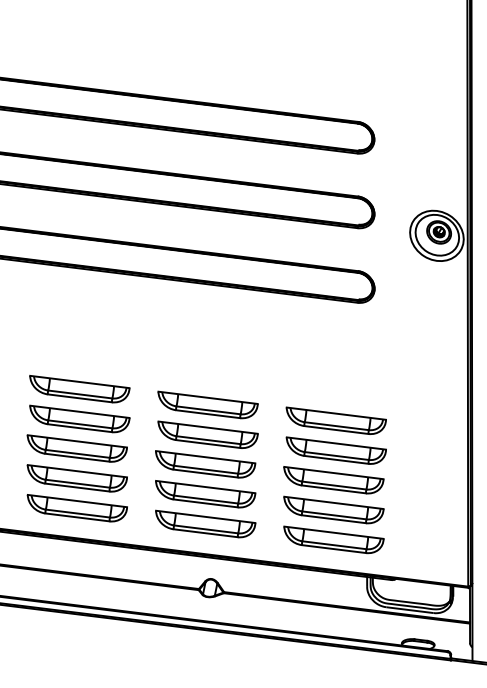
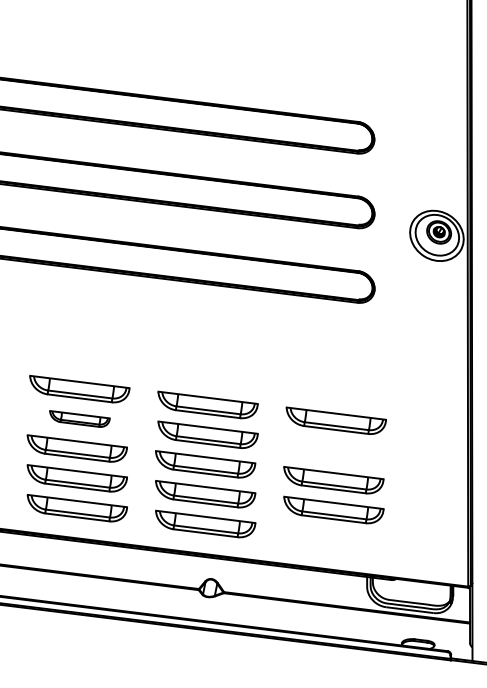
part size: 102x30 px -> 62x18 px (79, 418)
part: present -> none (335, 450)
part: present -> none (333, 539)
